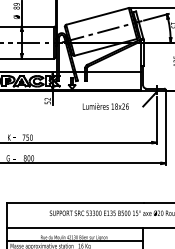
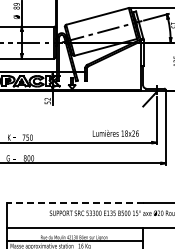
line: present -> none (113, 72)
text position: (105, 106) -> (115, 133) (115, 133)
line: solid -> dashed (75, 202)
